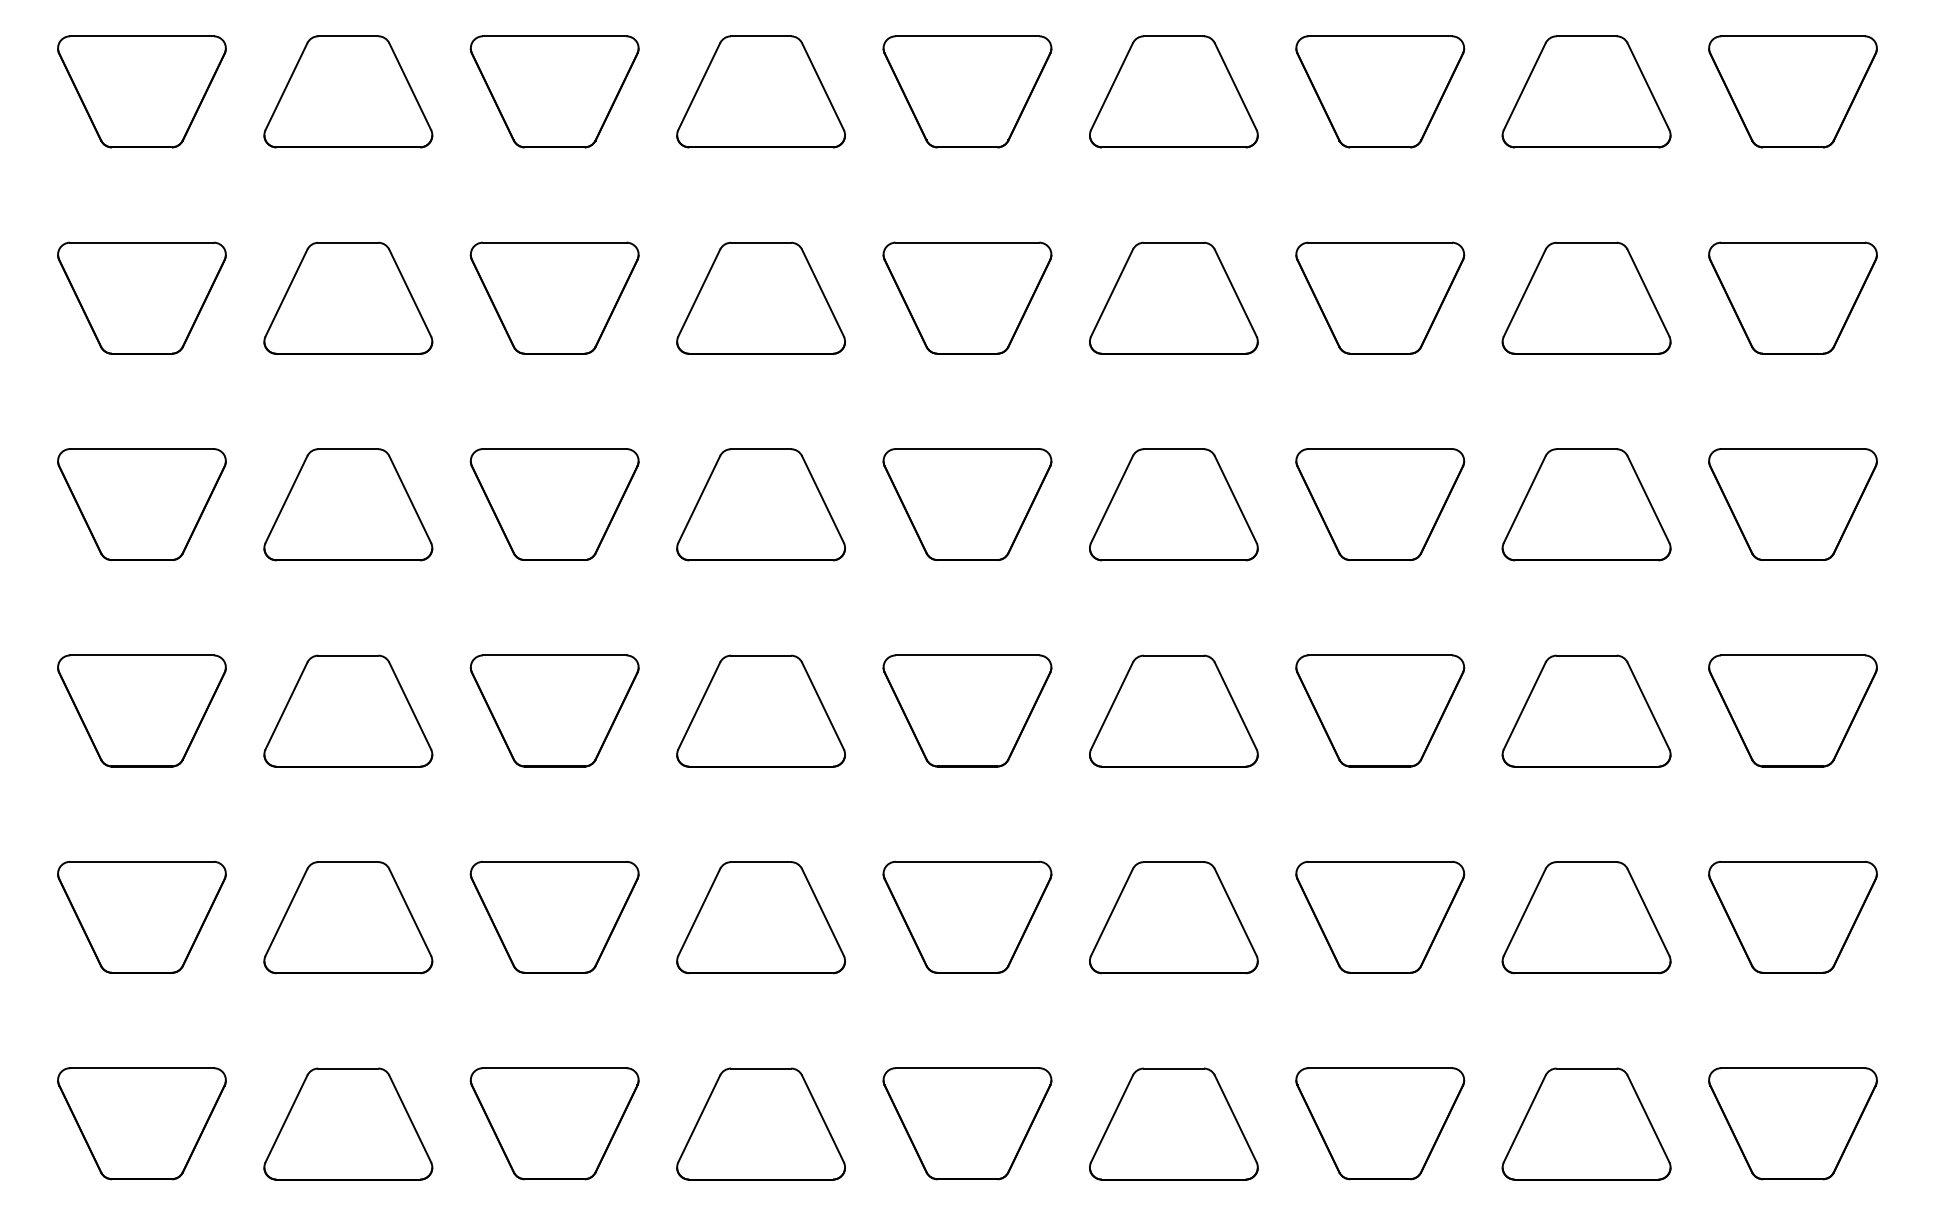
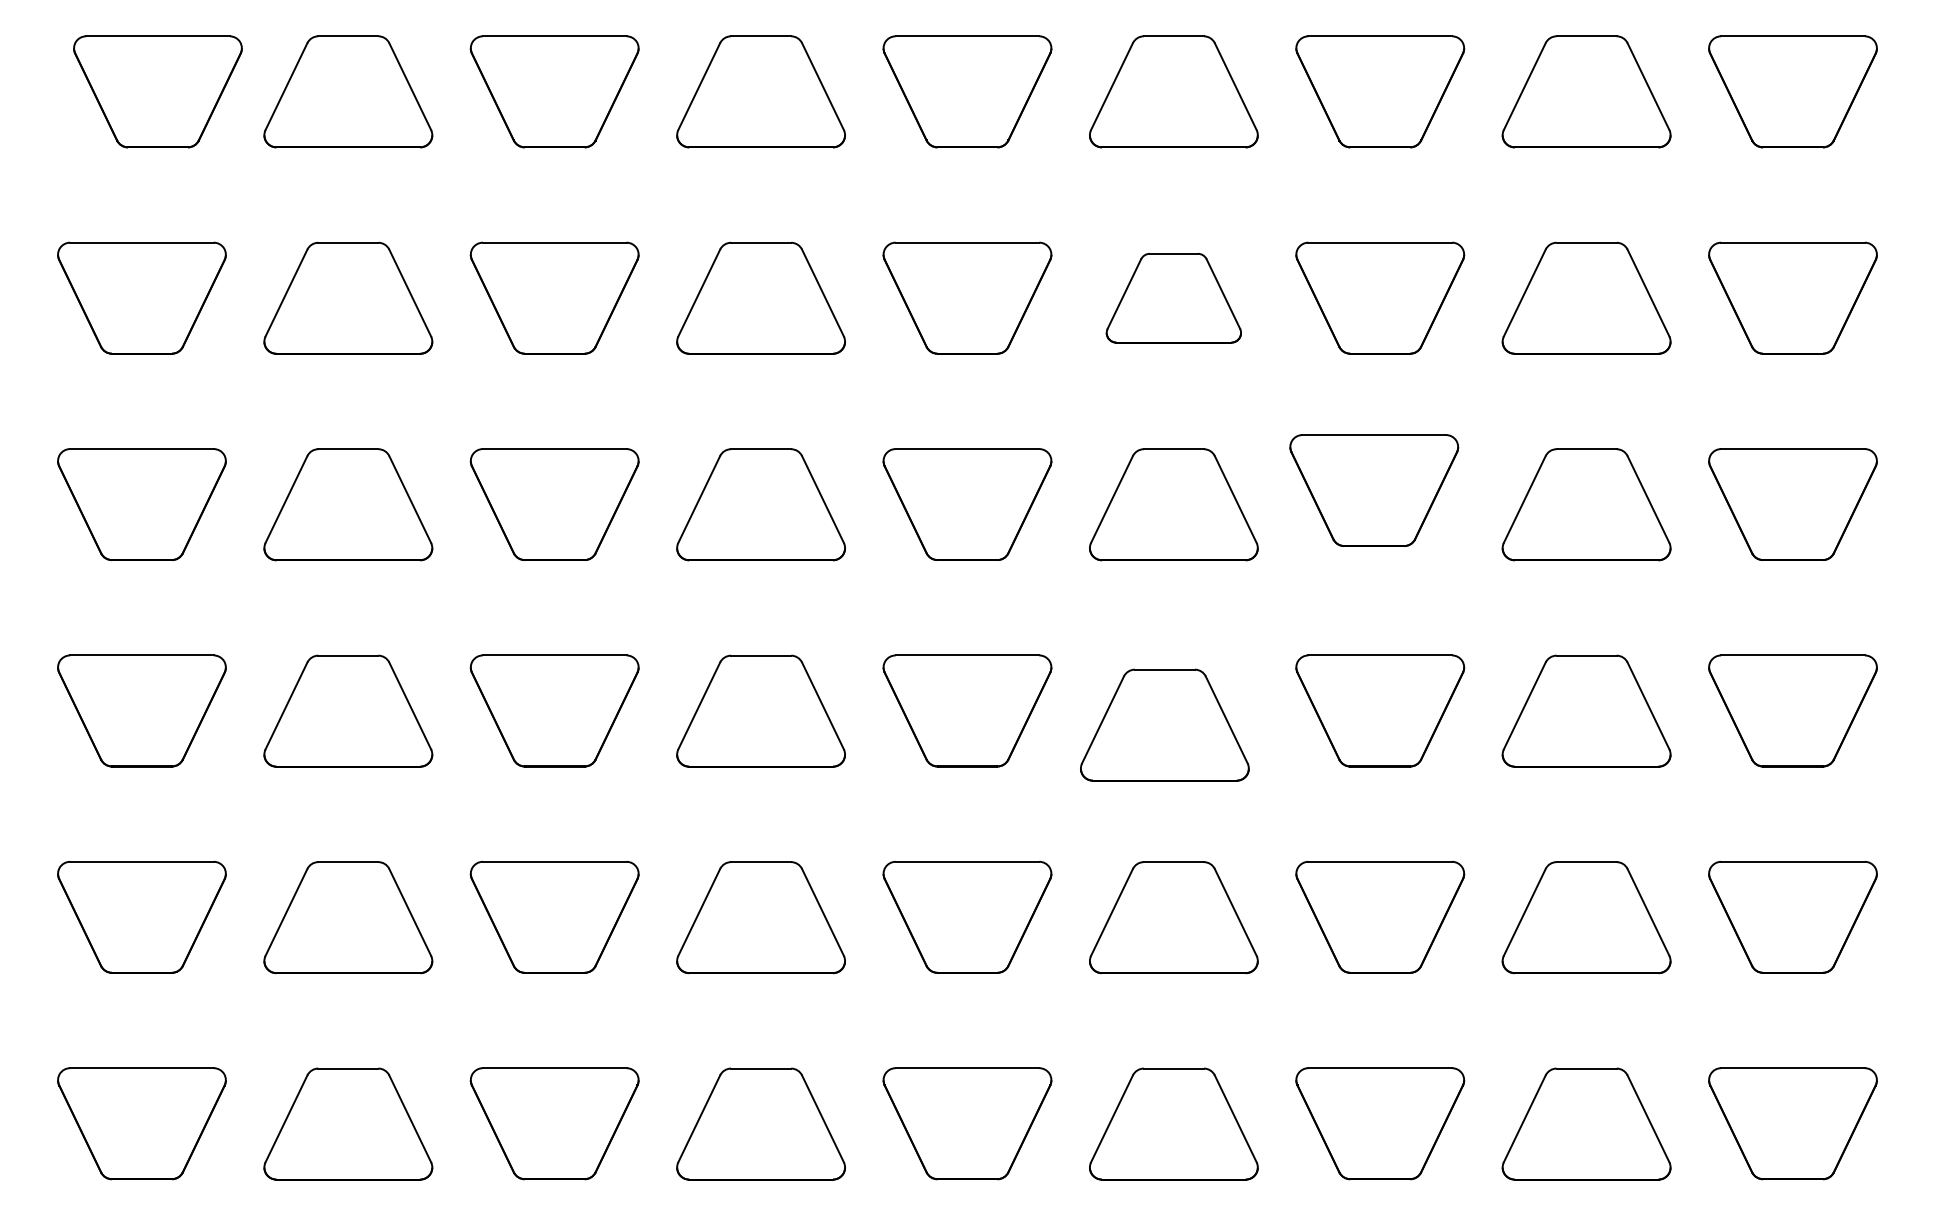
part position: (141, 91) -> (157, 91) (157, 91)
part size: 170x114 px -> 137x92 px (1173, 297)
part position: (1380, 504) -> (1374, 490) (1374, 490)
part position: (1173, 710) -> (1164, 724) (1164, 724)
